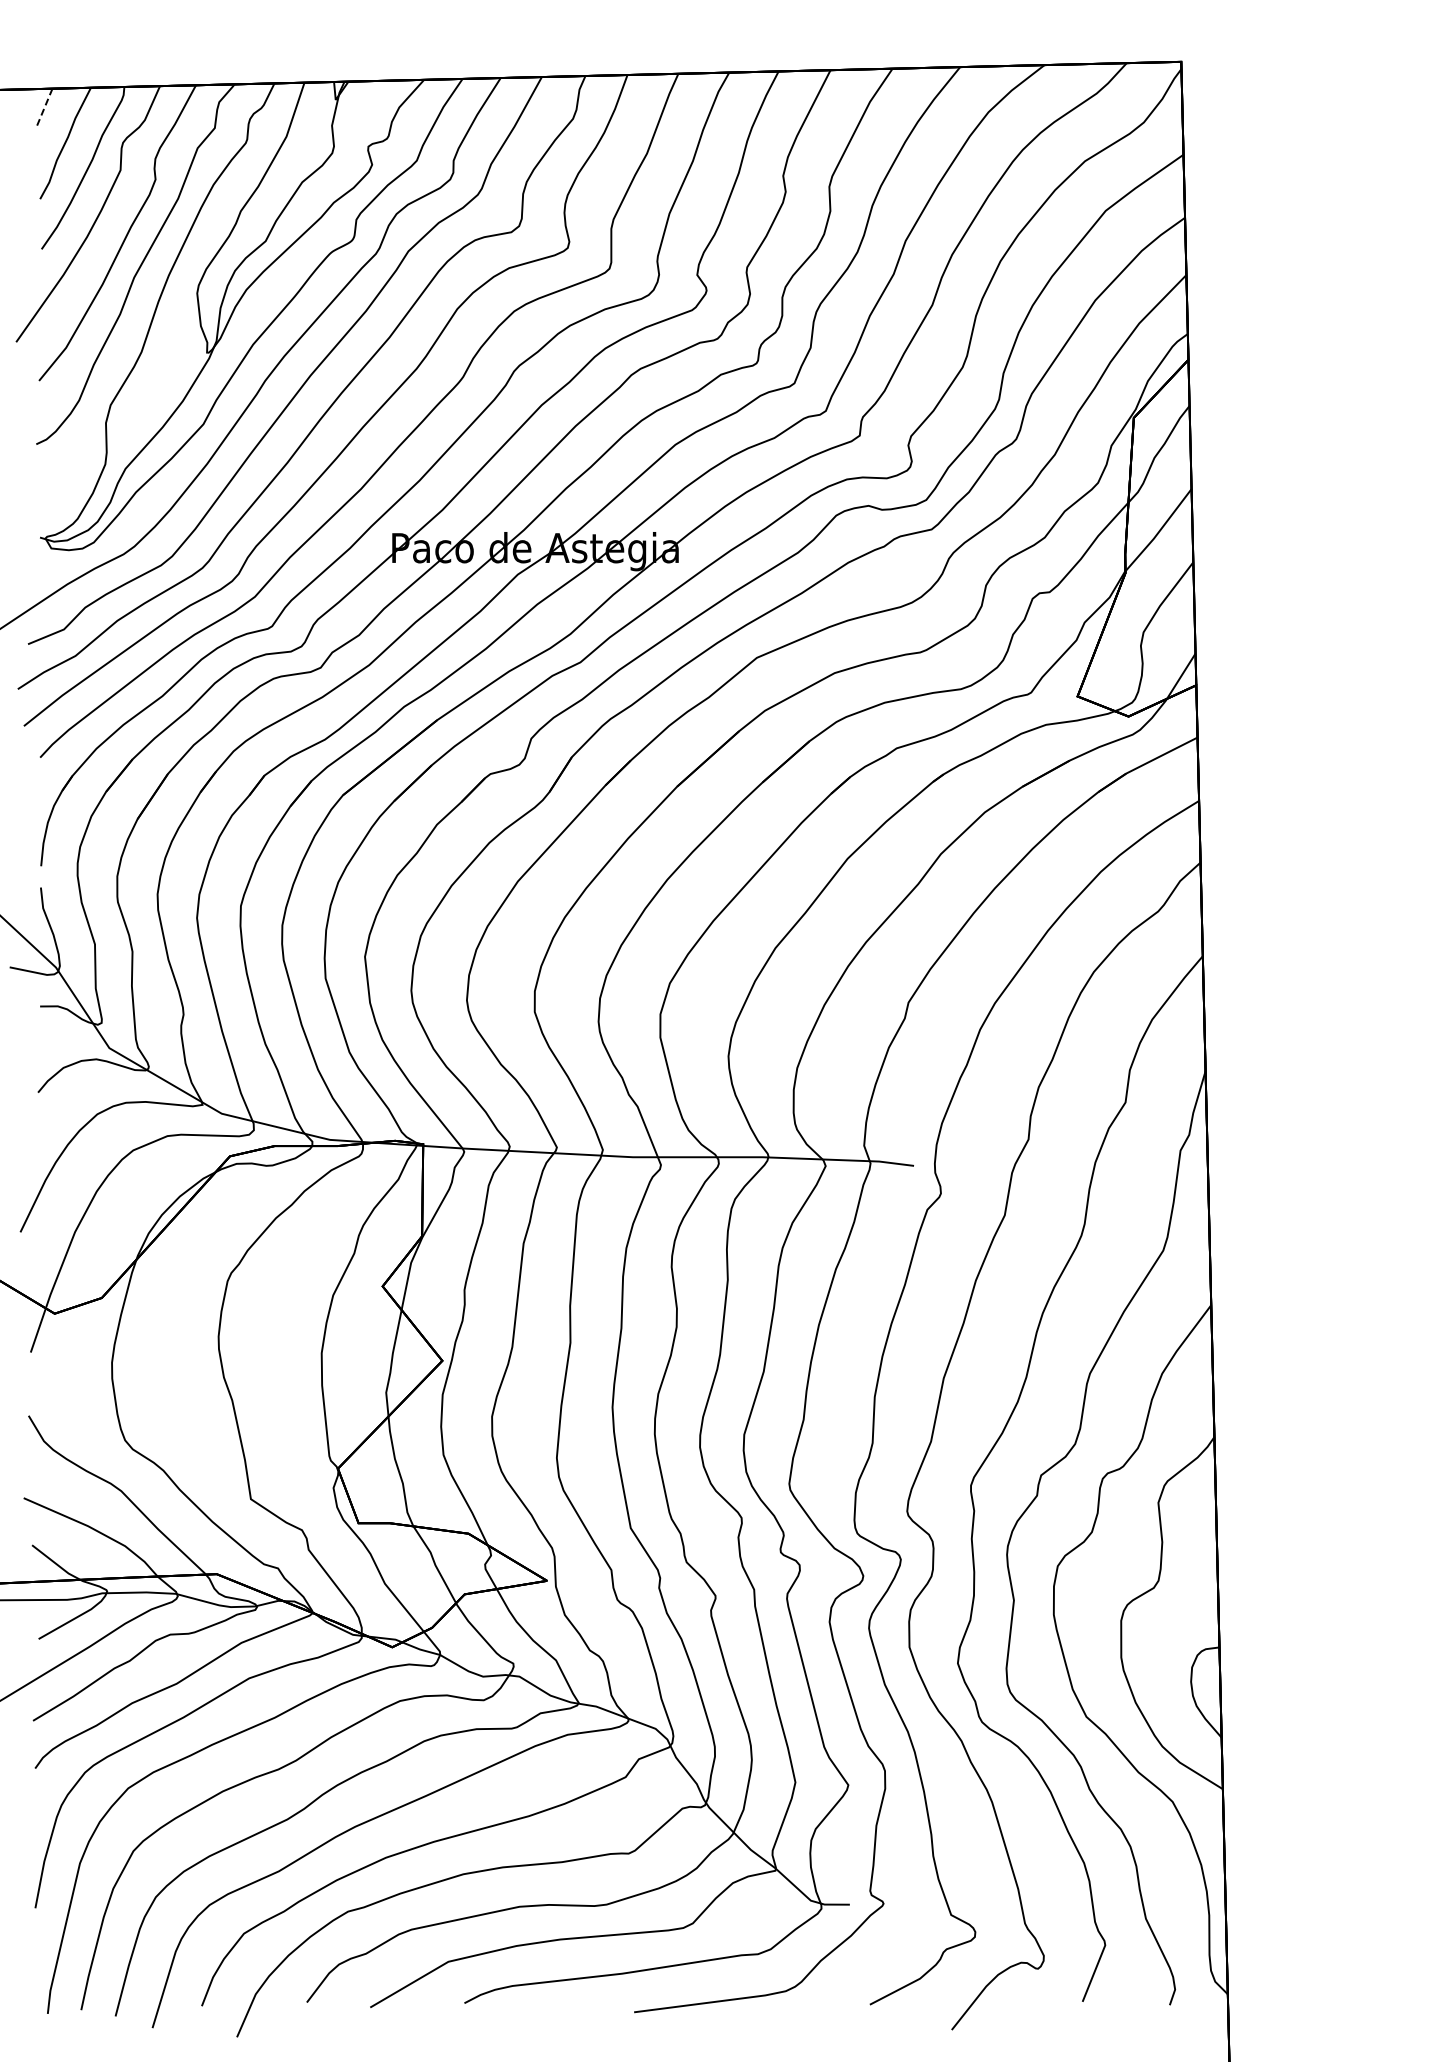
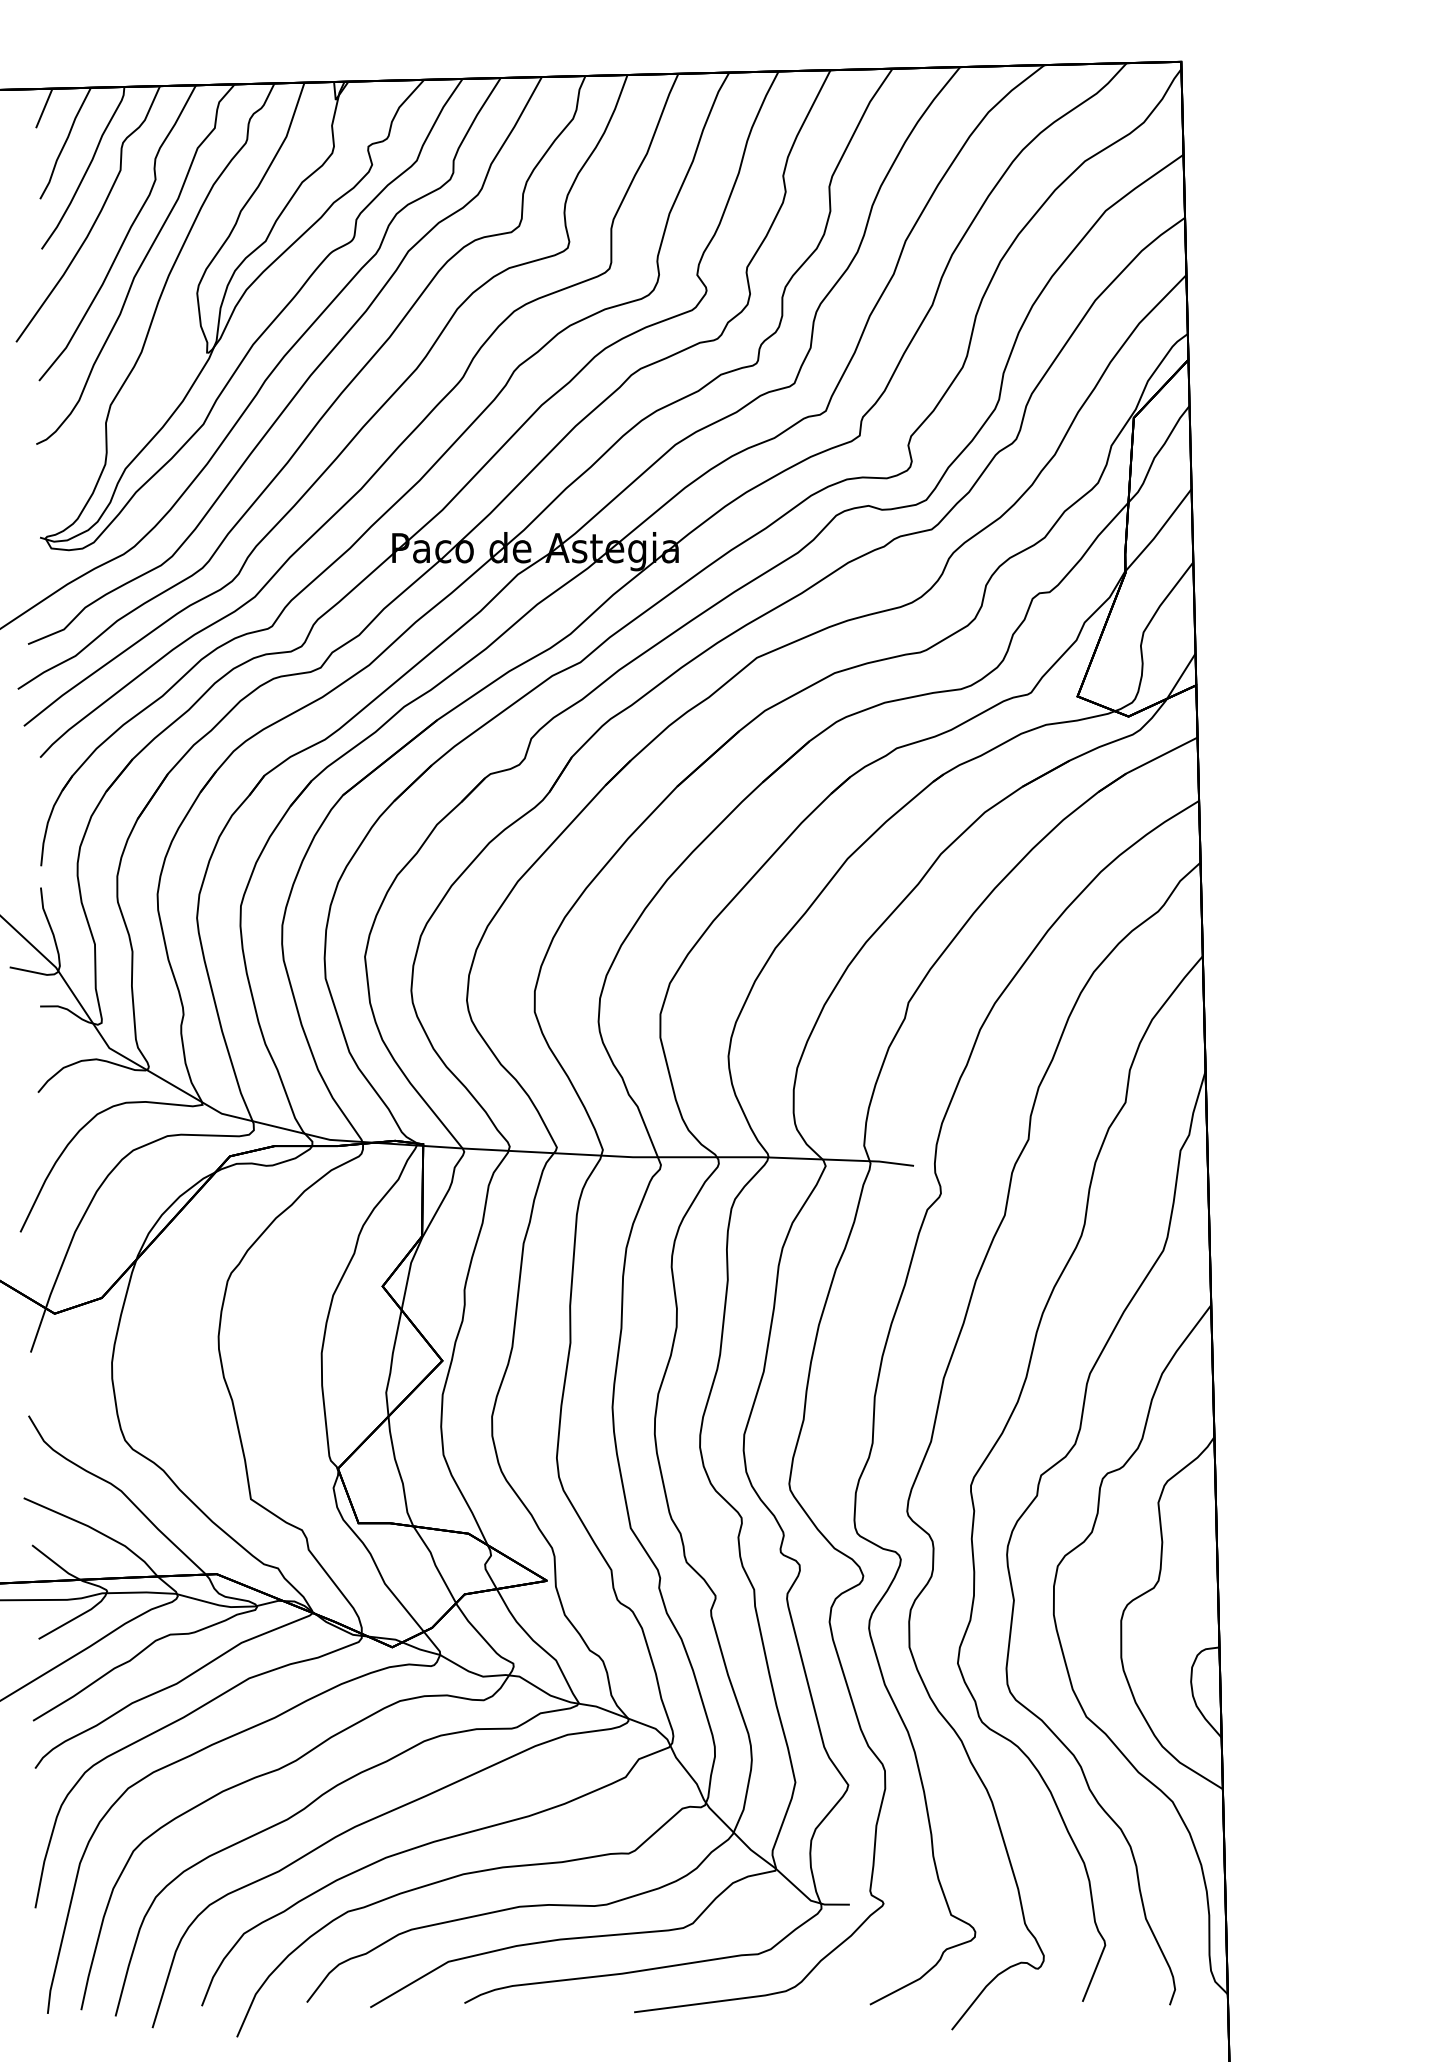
line: dashed -> solid (44, 108)
